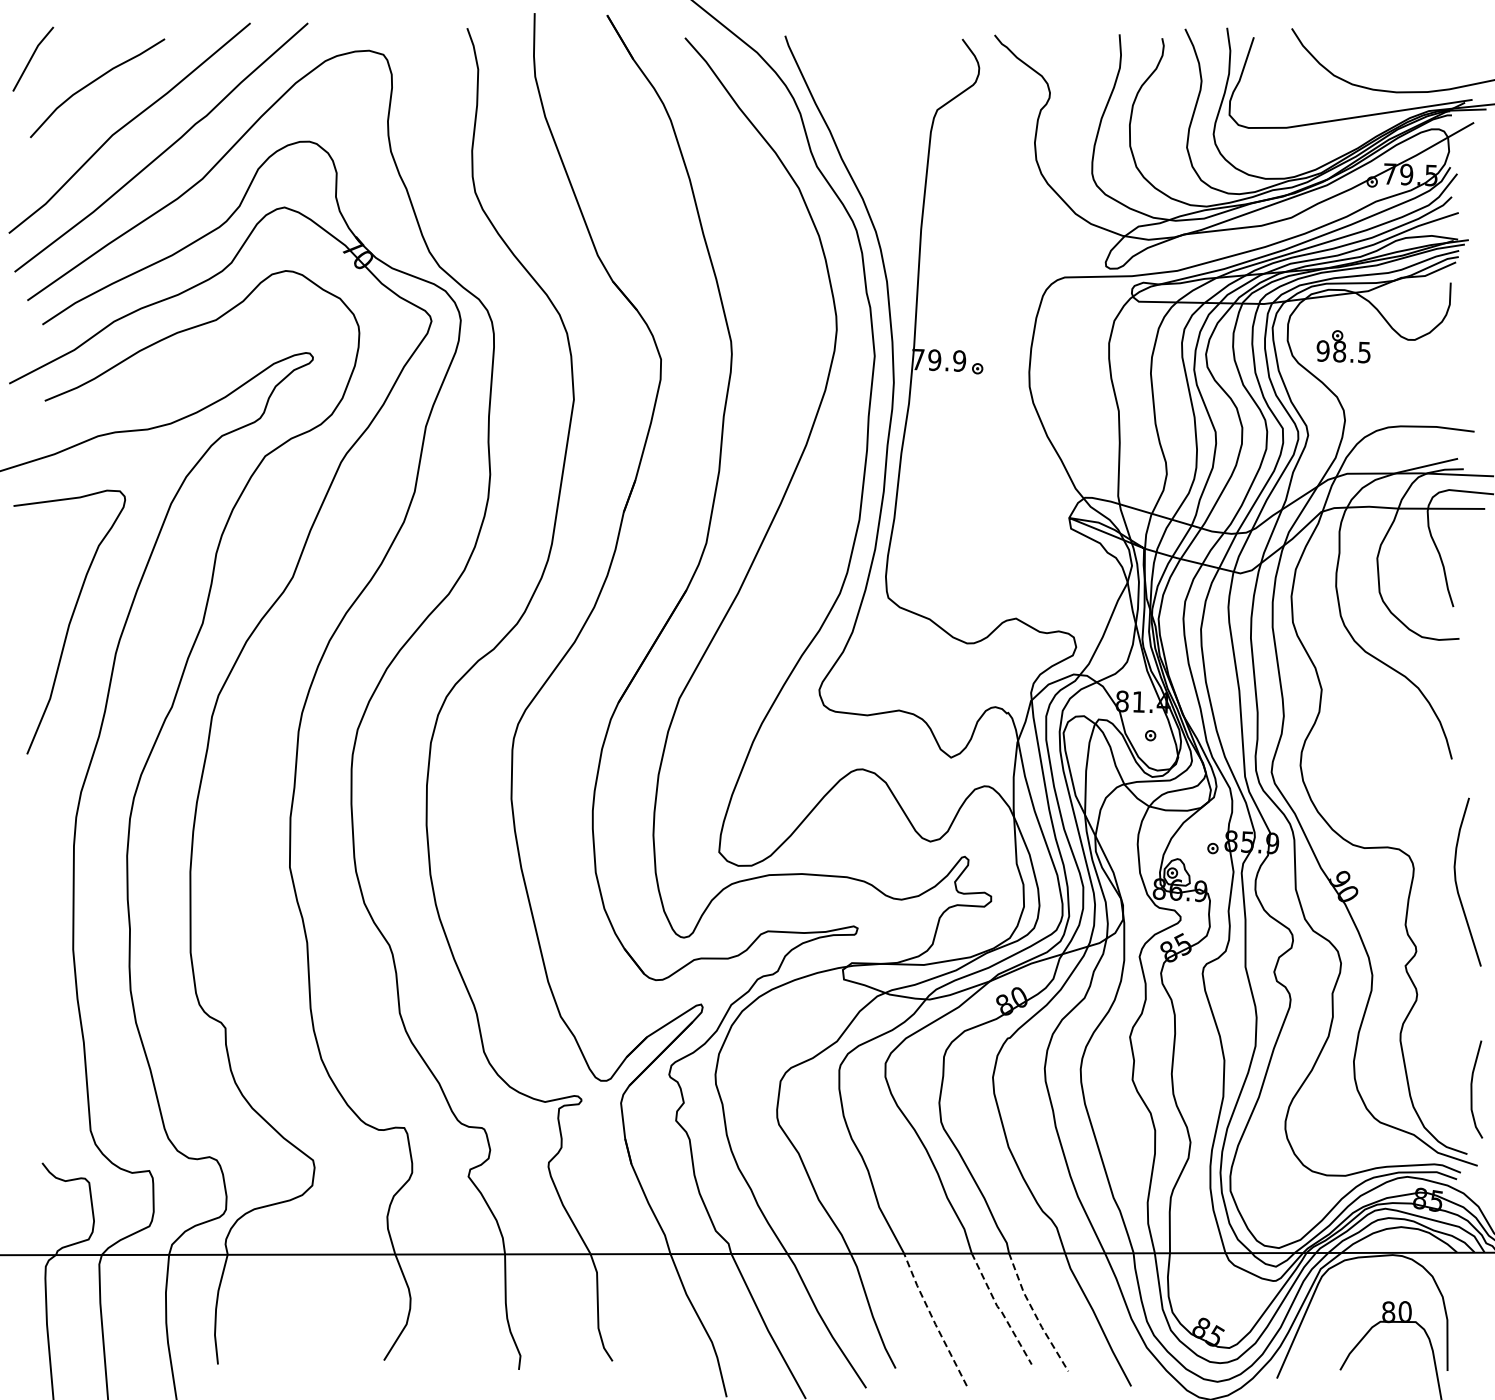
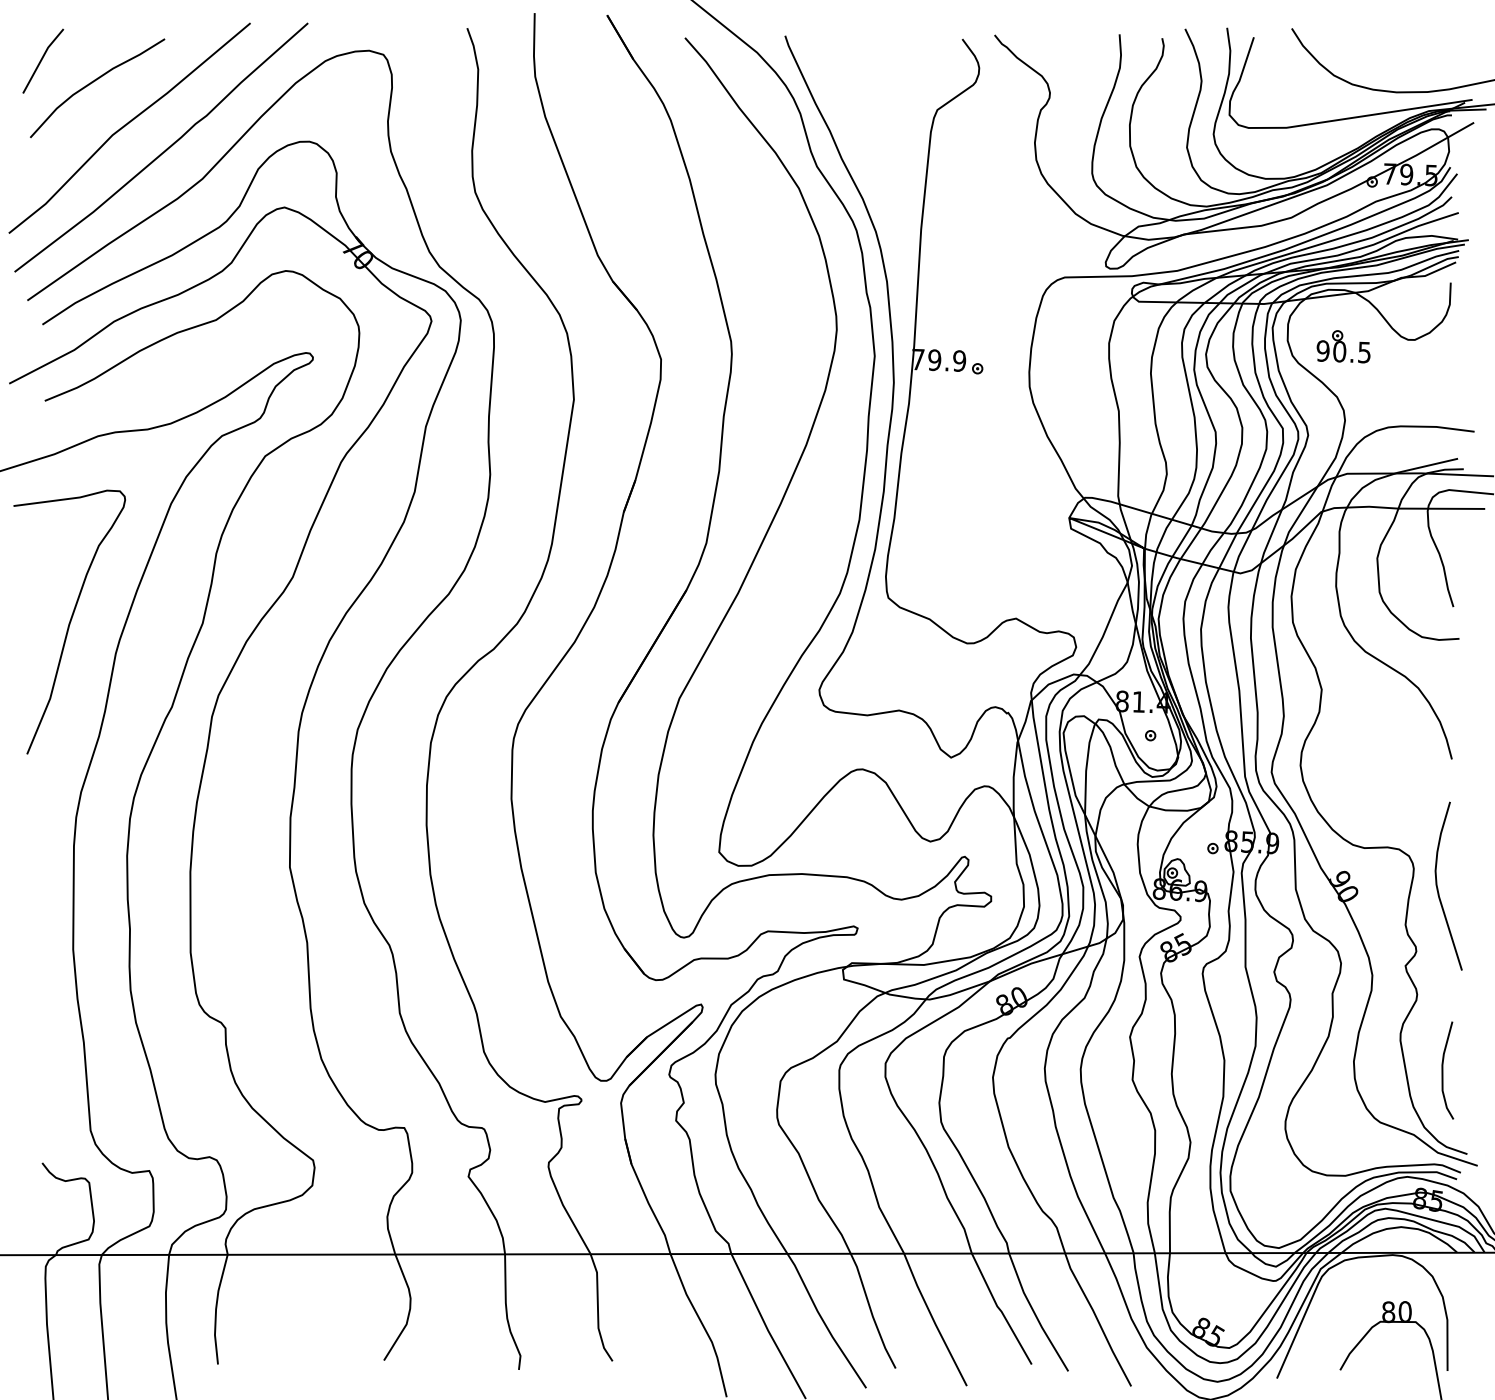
line position: (32, 58) -> (42, 60) (42, 60)
text: 98.5 -> 90.5 (1339, 351)
curve position: (1457, 884) -> (1438, 888) (1438, 888)
curve position: (1472, 1089) -> (1443, 1070) (1443, 1070)
line: dashed -> solid (1000, 1310)
line: dashed -> solid (1035, 1314)
line: dashed -> solid (933, 1320)
